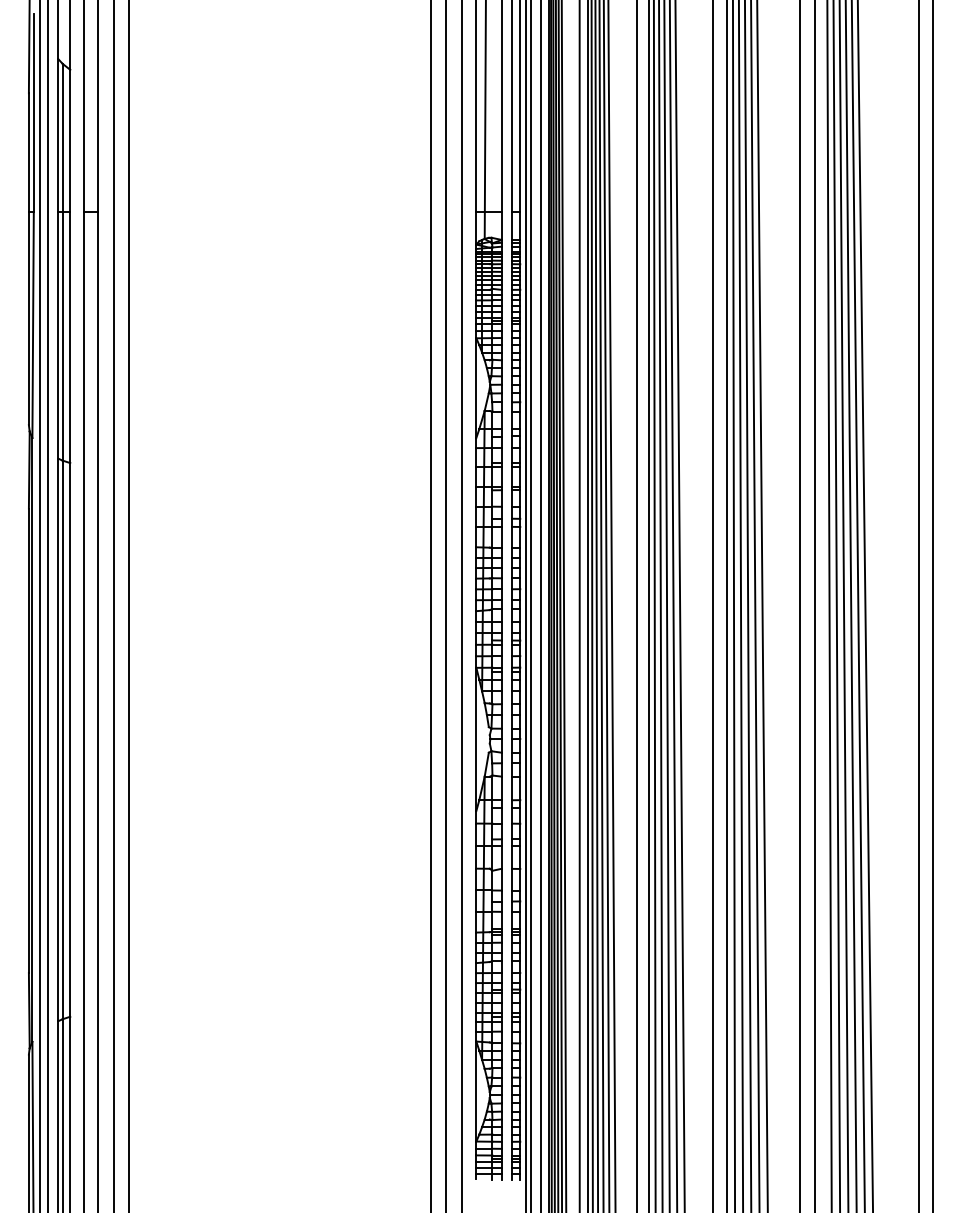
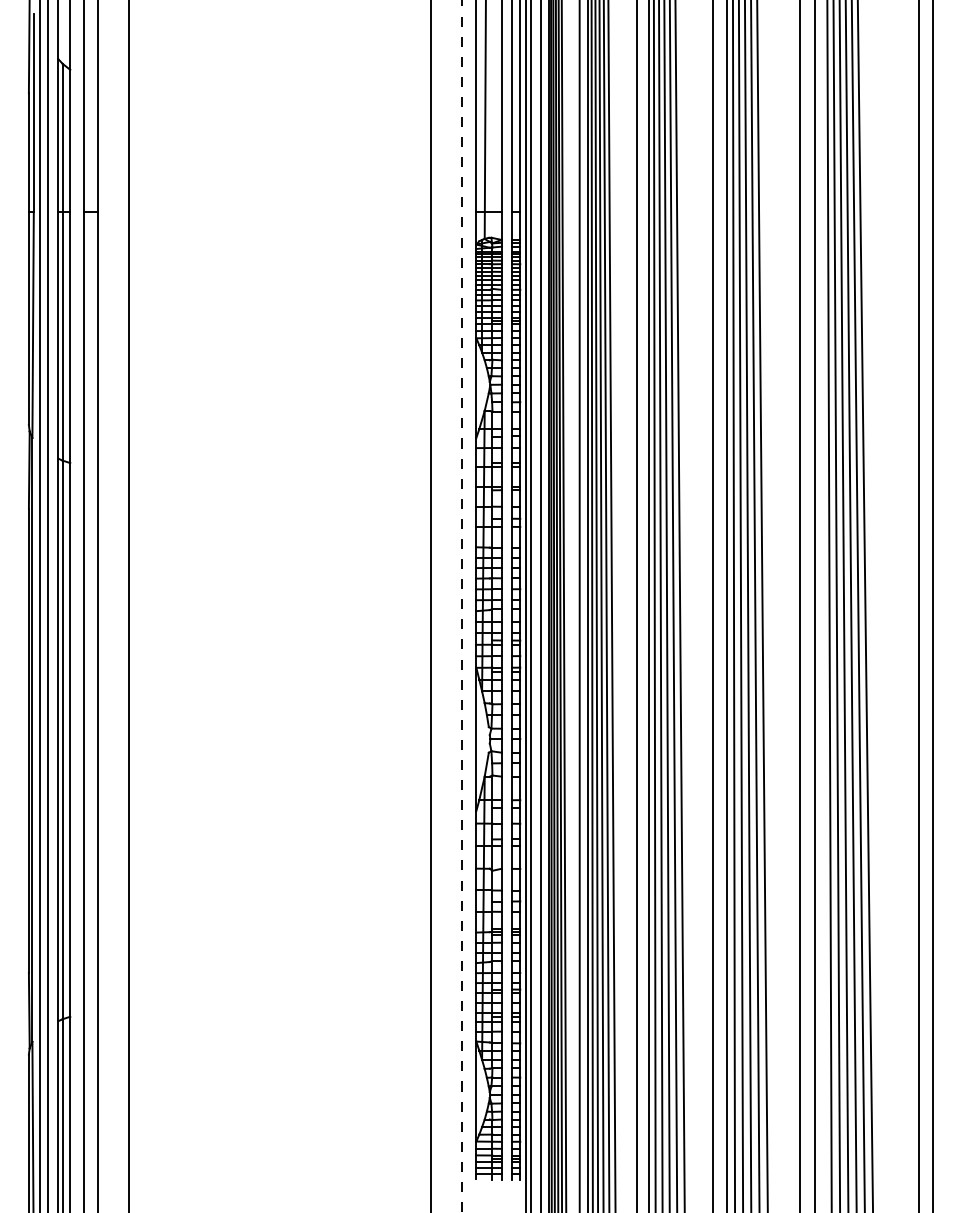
line: present -> none (113, 605)
line: present -> none (446, 605)
line: solid -> dashed (461, 606)
